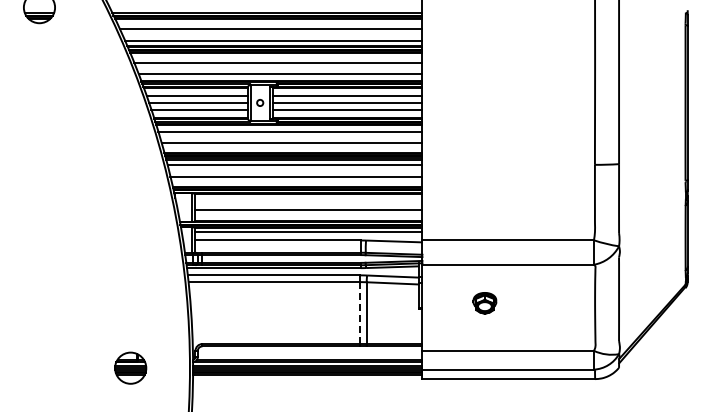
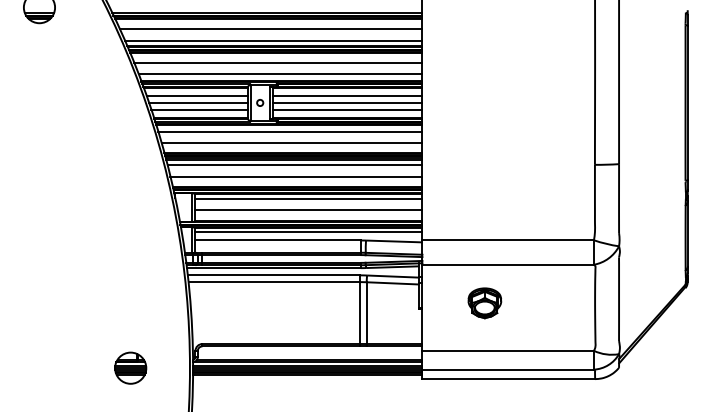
line: none -> present (308, 198)
part size: 26x23 px -> 36x33 px (484, 303)
line: dashed -> solid (359, 313)
